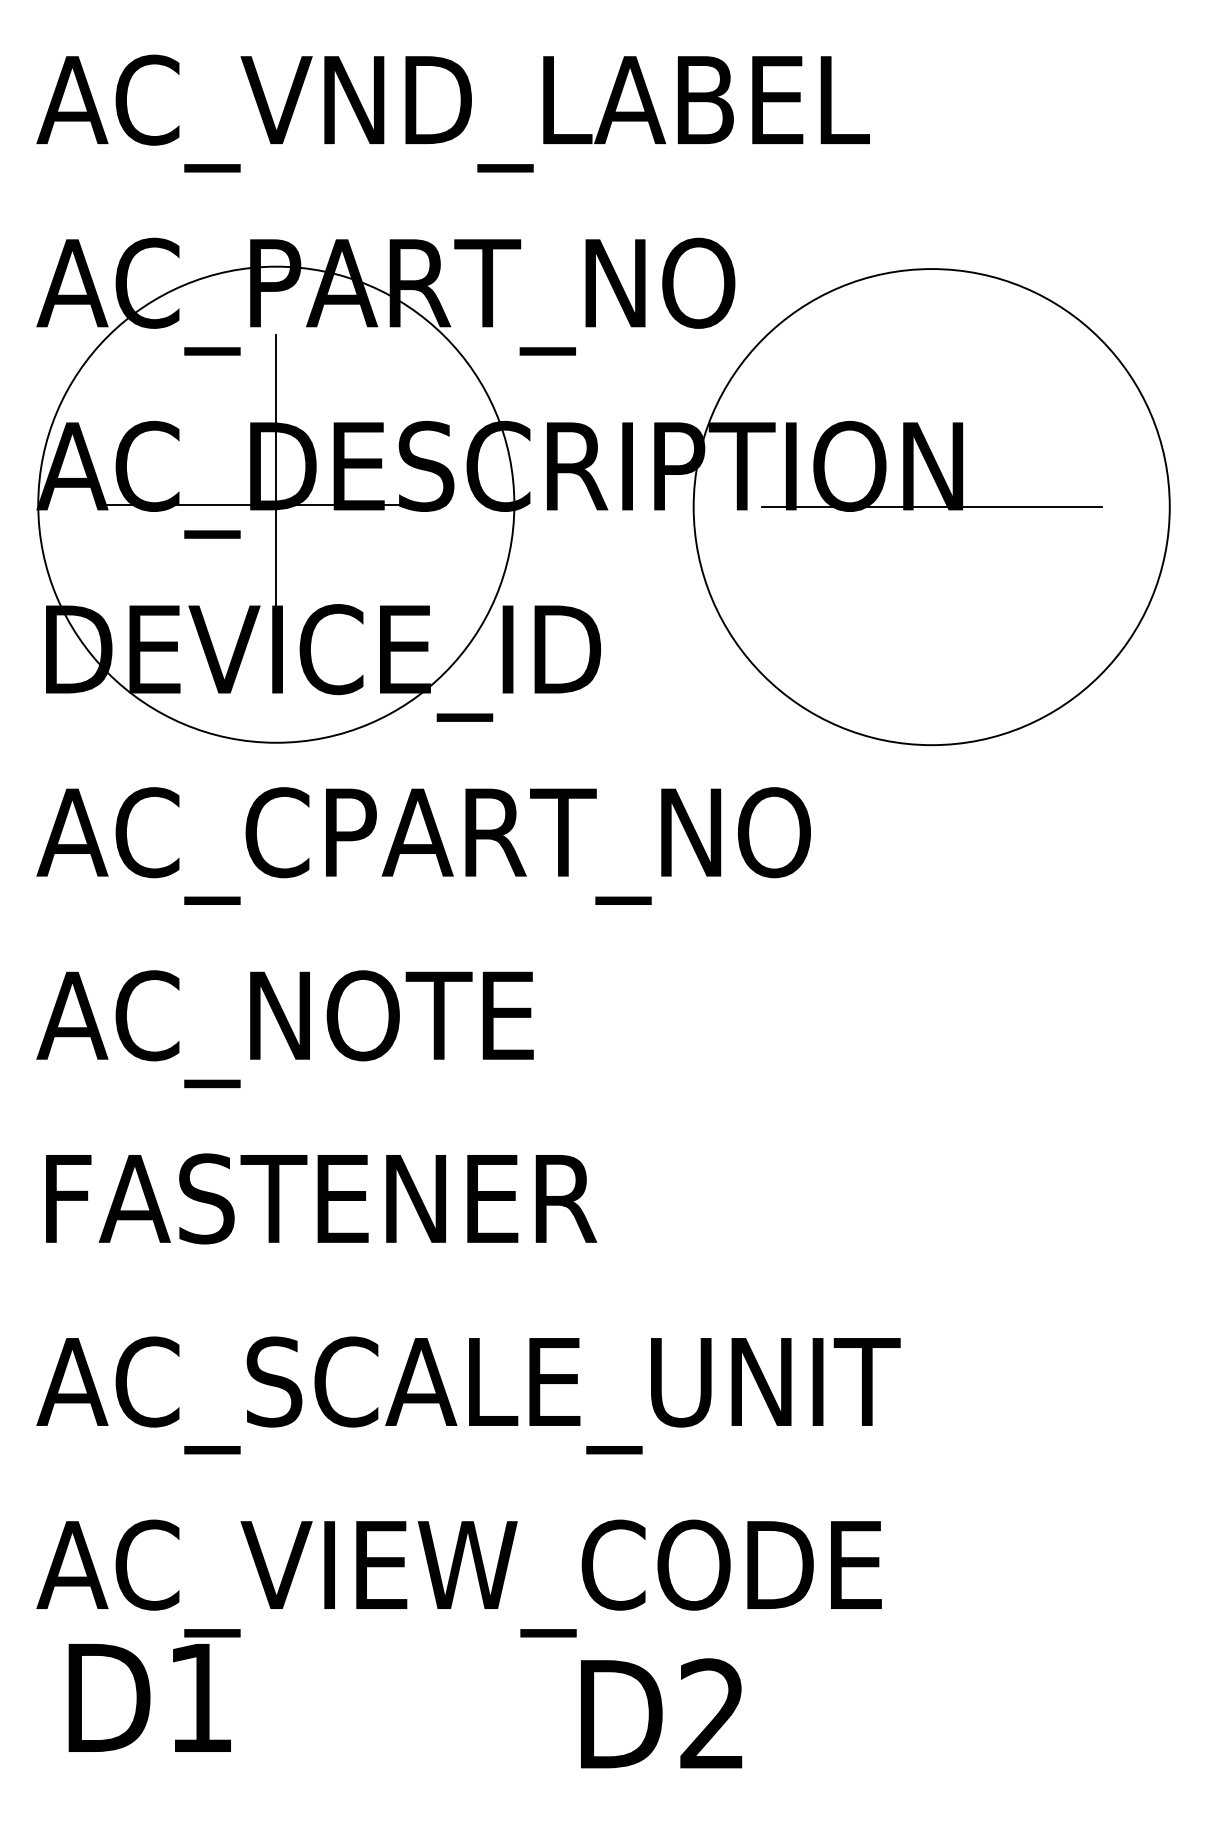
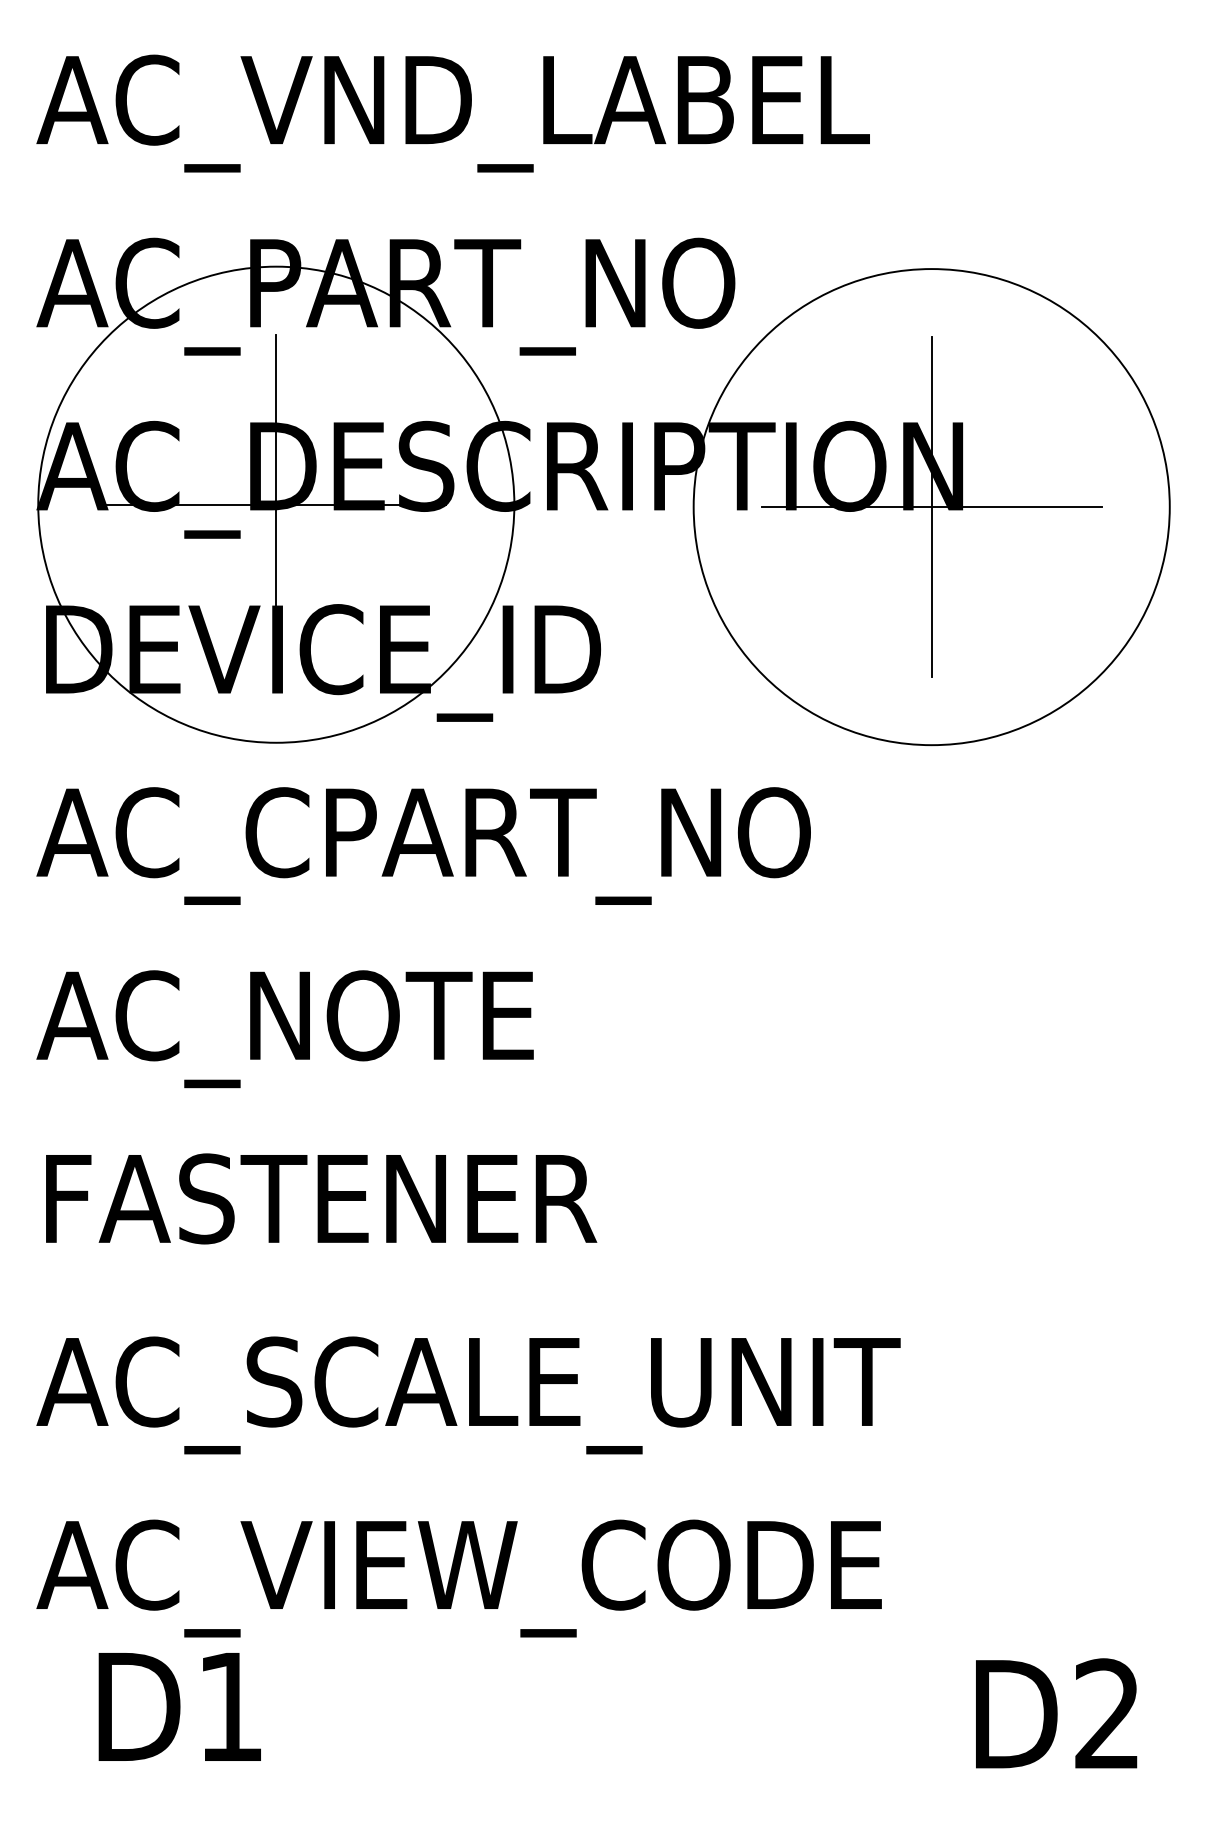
line: none -> present (931, 507)
text position: (149, 1697) -> (179, 1706) (179, 1706)
text position: (661, 1713) -> (1056, 1713) (1056, 1713)
